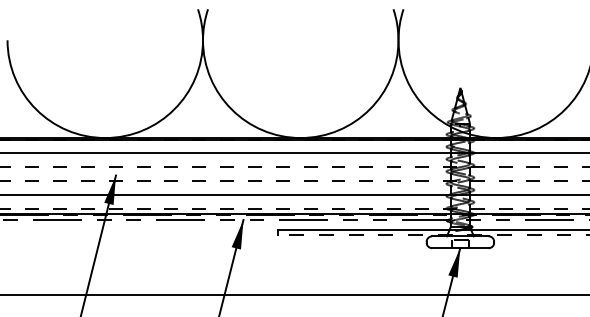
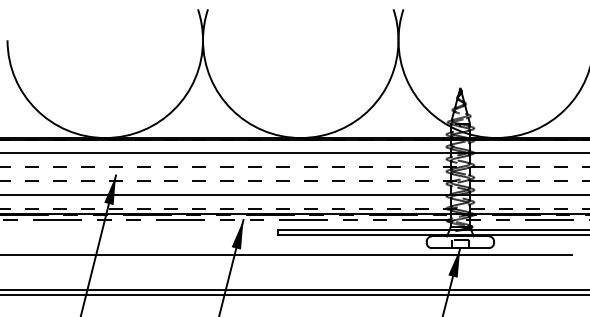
line: dashed -> solid (433, 234)
line: none -> present (287, 254)
line: none -> present (294, 289)
